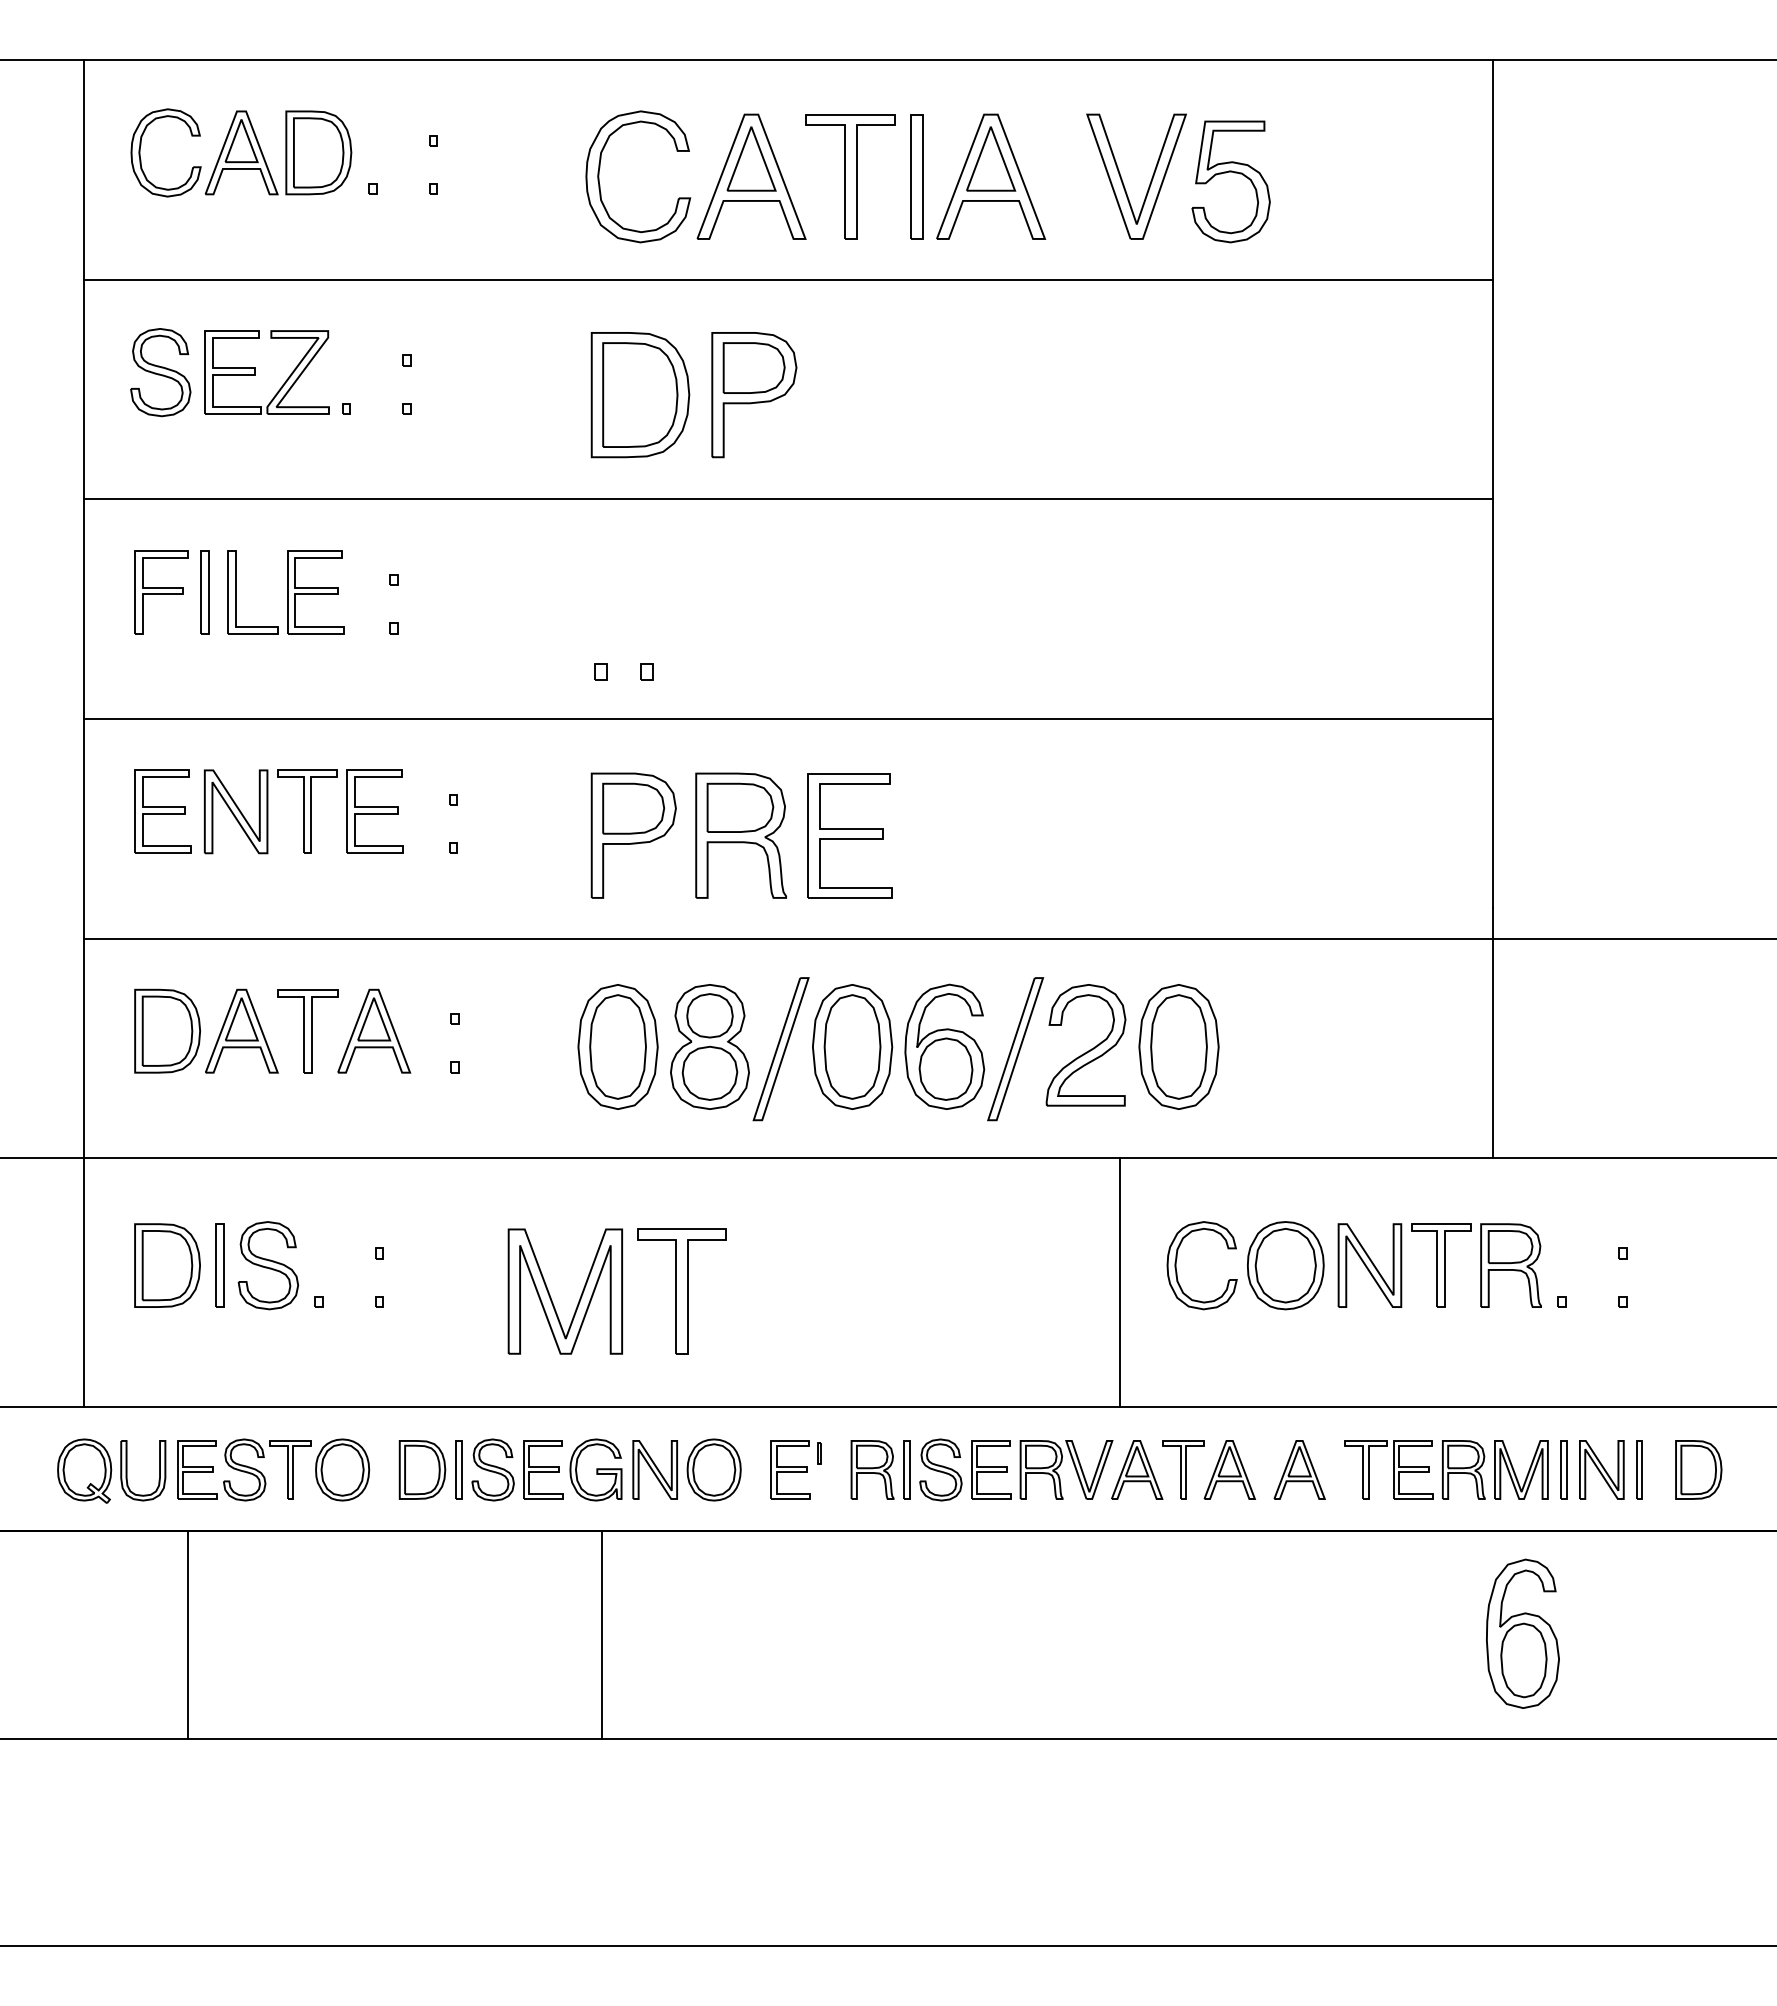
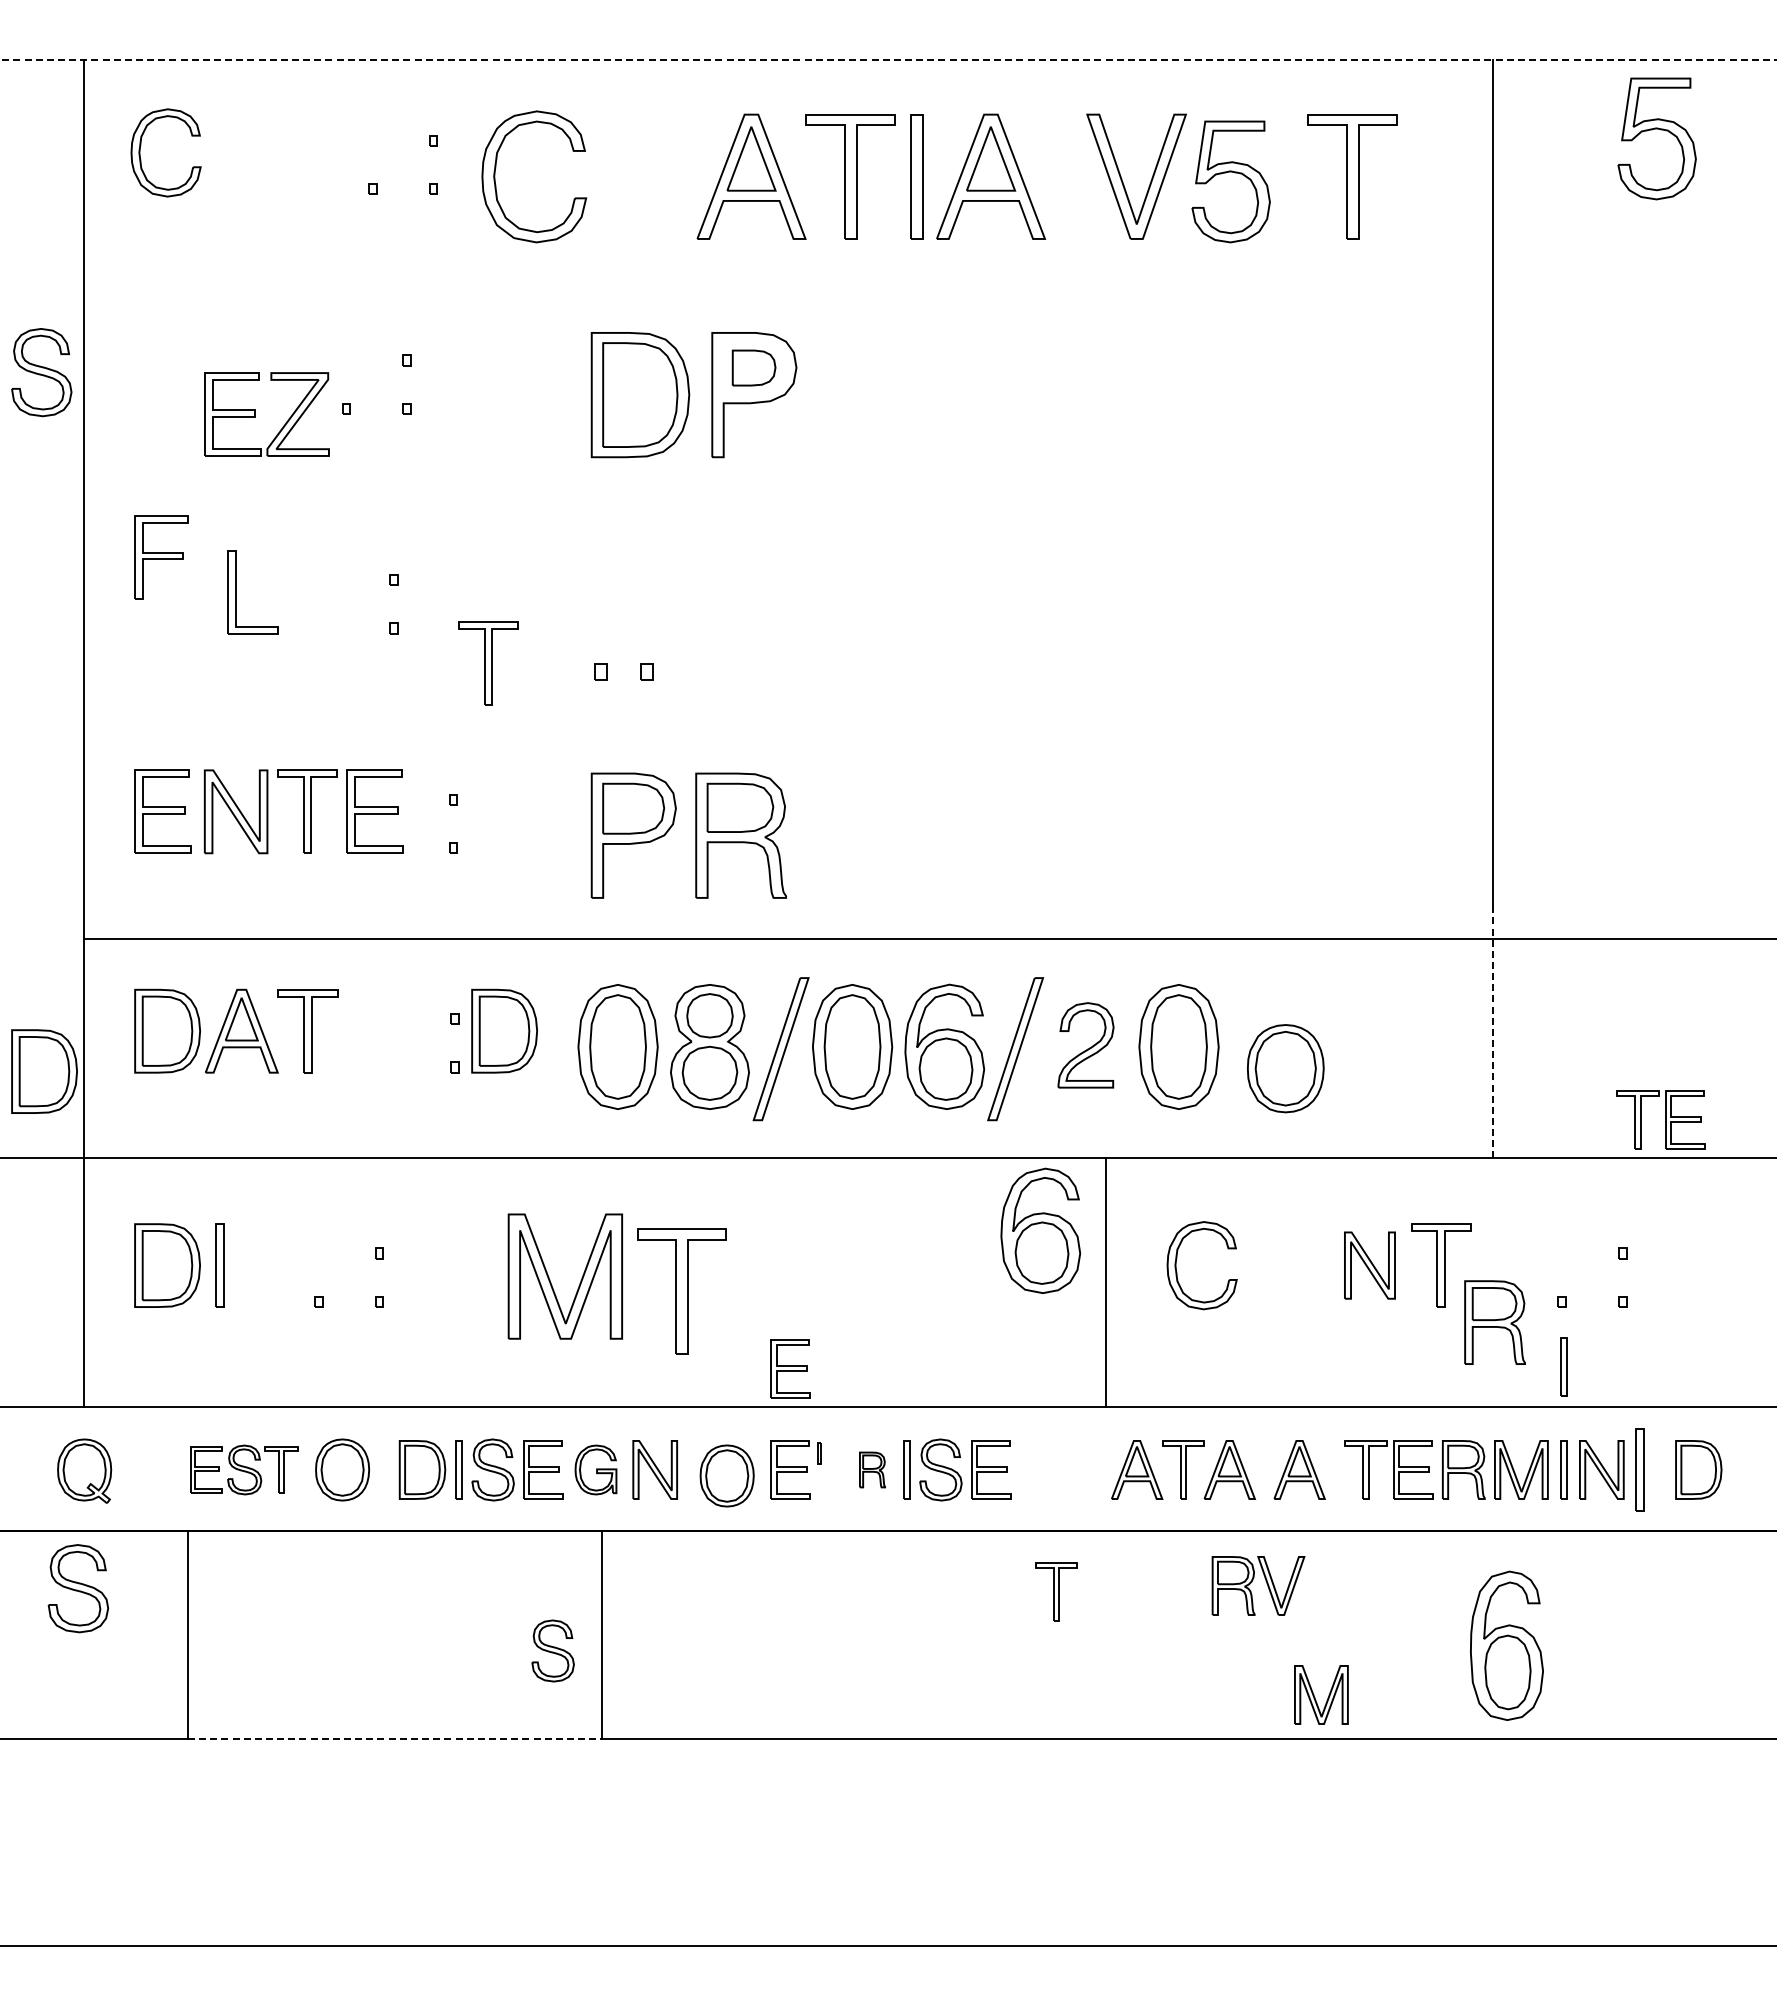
line: solid -> dashed (888, 60)
part: none -> present (1652, 130)
part: present -> none (285, 152)
part position: (600, 168) -> (496, 168) (496, 168)
part: none -> present (1352, 176)
line: present -> none (788, 279)
part size: 64x52 px -> 46x38 px (753, 367)
part position: (160, 372) -> (41, 372) (41, 372)
part position: (255, 372) -> (255, 414) (255, 414)
line: present -> none (788, 499)
part position: (161, 592) -> (161, 557) (161, 557)
part: present -> none (204, 592)
part: present -> none (315, 592)
part: none -> present (488, 663)
line: present -> none (788, 719)
part: present -> none (849, 835)
part: present -> none (374, 1030)
part: none -> present (504, 1030)
line: solid -> dashed (1493, 1032)
part size: 82x123 px -> 58x87 px (1085, 1045)
part: none -> present (44, 1071)
part: none -> present (1660, 1119)
part: none -> present (1040, 1230)
part position: (268, 1265) -> (78, 1588) (78, 1588)
part position: (1285, 1265) -> (1285, 1068) (1285, 1068)
part size: 66x85 px -> 52x69 px (1369, 1265)
part position: (1510, 1265) -> (1494, 1322) (1494, 1322)
line position: (1120, 1282) -> (1106, 1282) (1106, 1282)
part position: (550, 1294) -> (550, 1279) (550, 1279)
part: none -> present (1563, 1366)
part: none -> present (790, 1368)
part position: (1060, 1466) -> (1252, 1582) (1252, 1582)
part size: 135x64 px -> 109x52 px (244, 1469)
part size: 54x64 px -> 44x52 px (595, 1469)
part position: (713, 1469) -> (726, 1475) (726, 1475)
part size: 45x60 px -> 27x38 px (872, 1469)
part size: 7x60 px -> 10x84 px (1639, 1469)
part: present -> none (127, 1470)
part: none -> present (1056, 1591)
part position: (1522, 1633) -> (1506, 1645) (1506, 1645)
part: none -> present (552, 1650)
part: none -> present (1315, 1697)
line: solid -> dashed (395, 1738)
